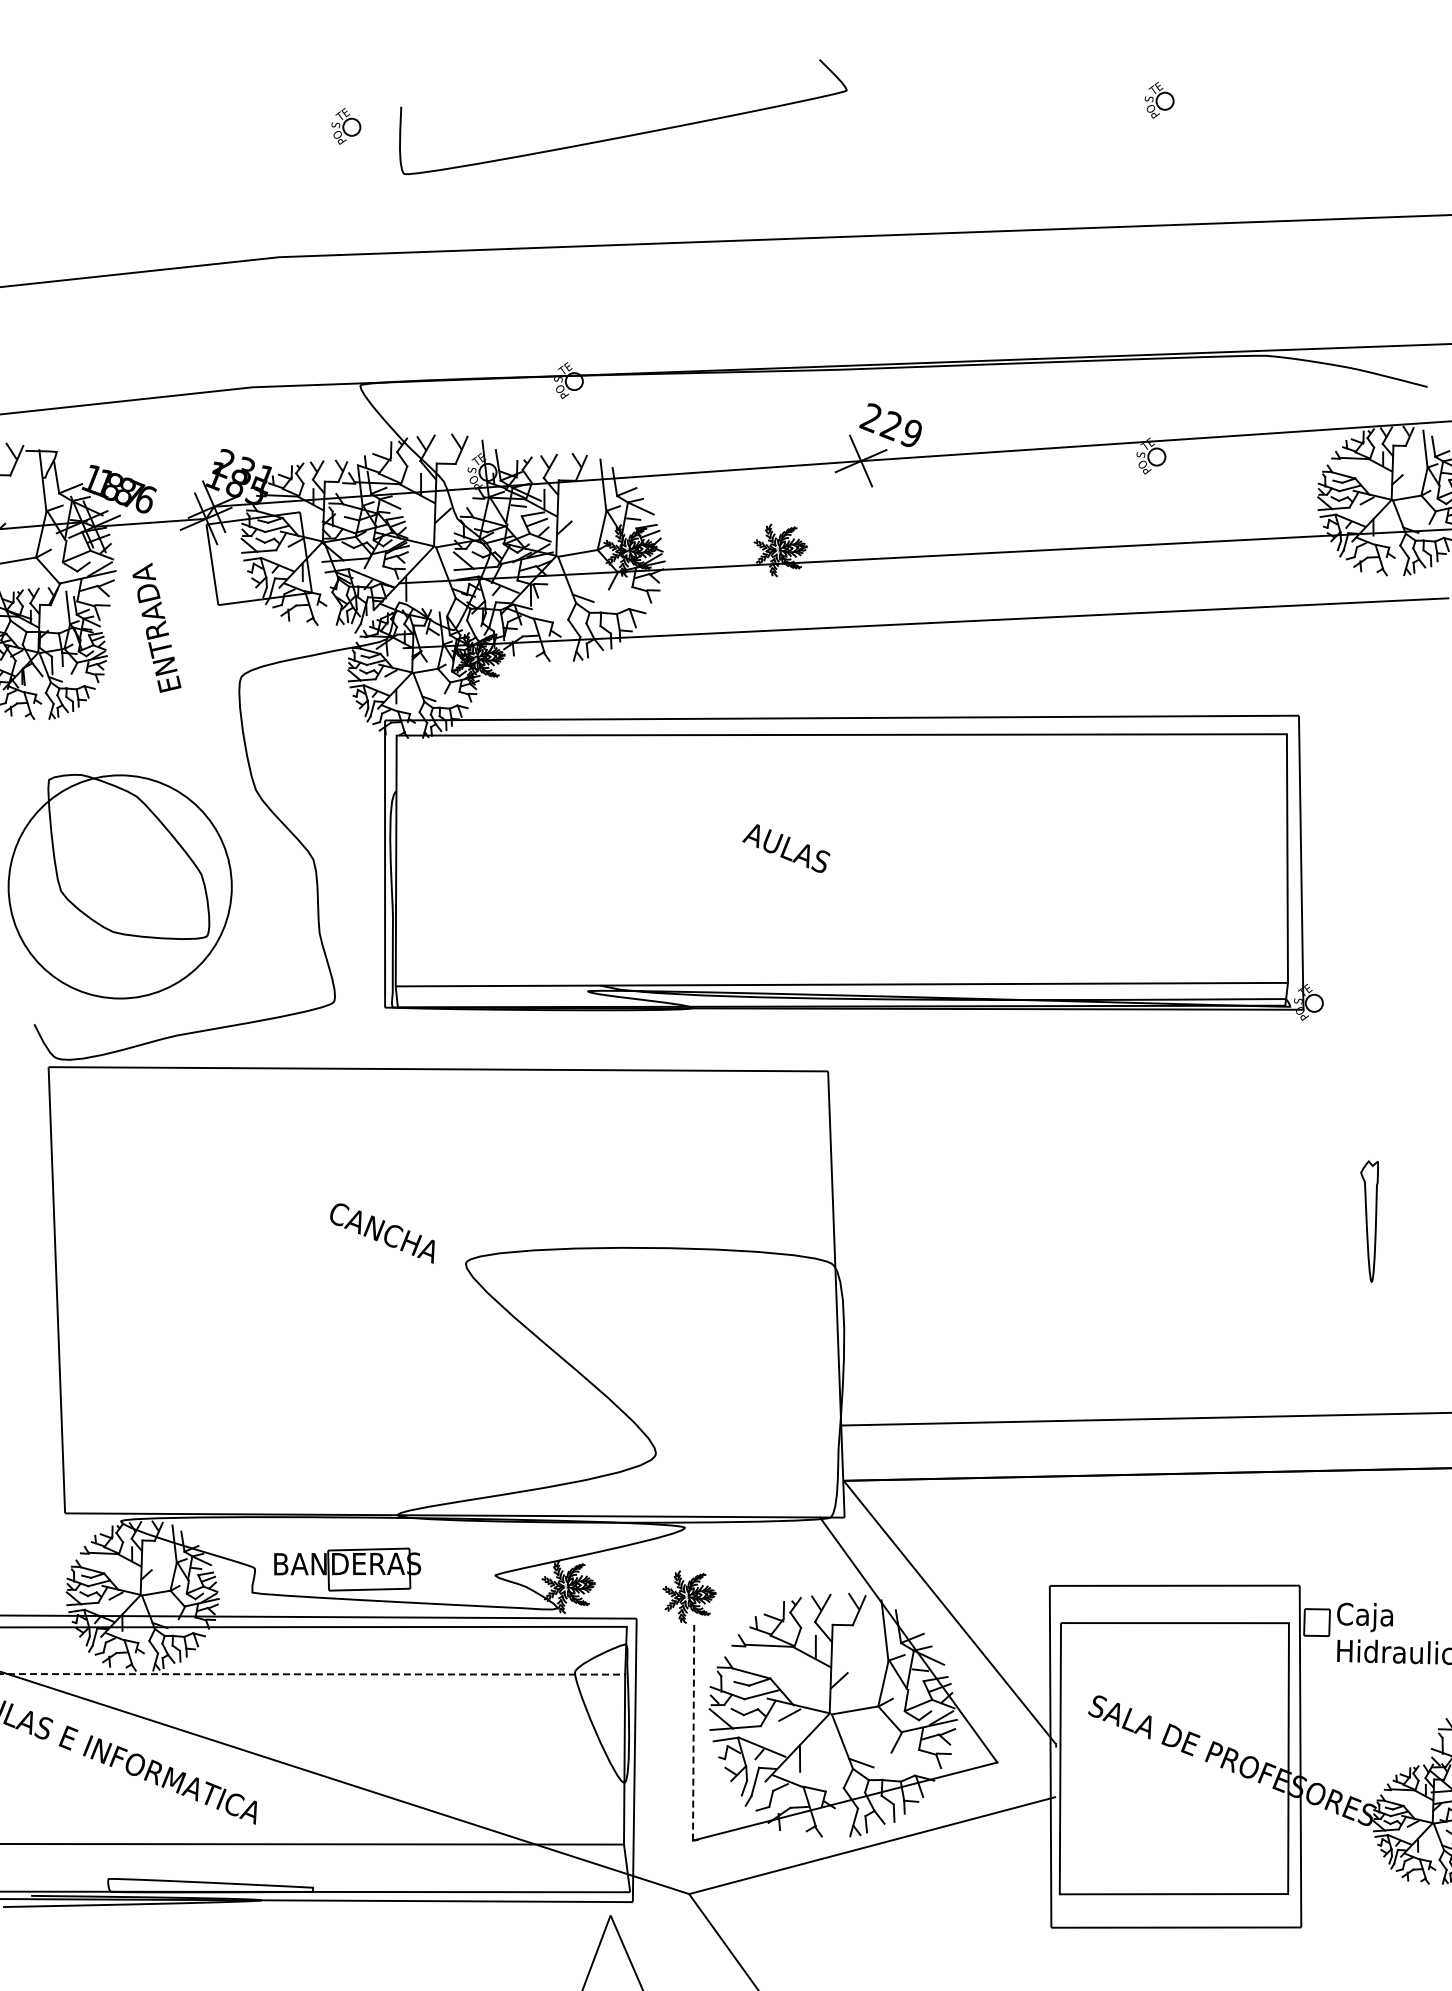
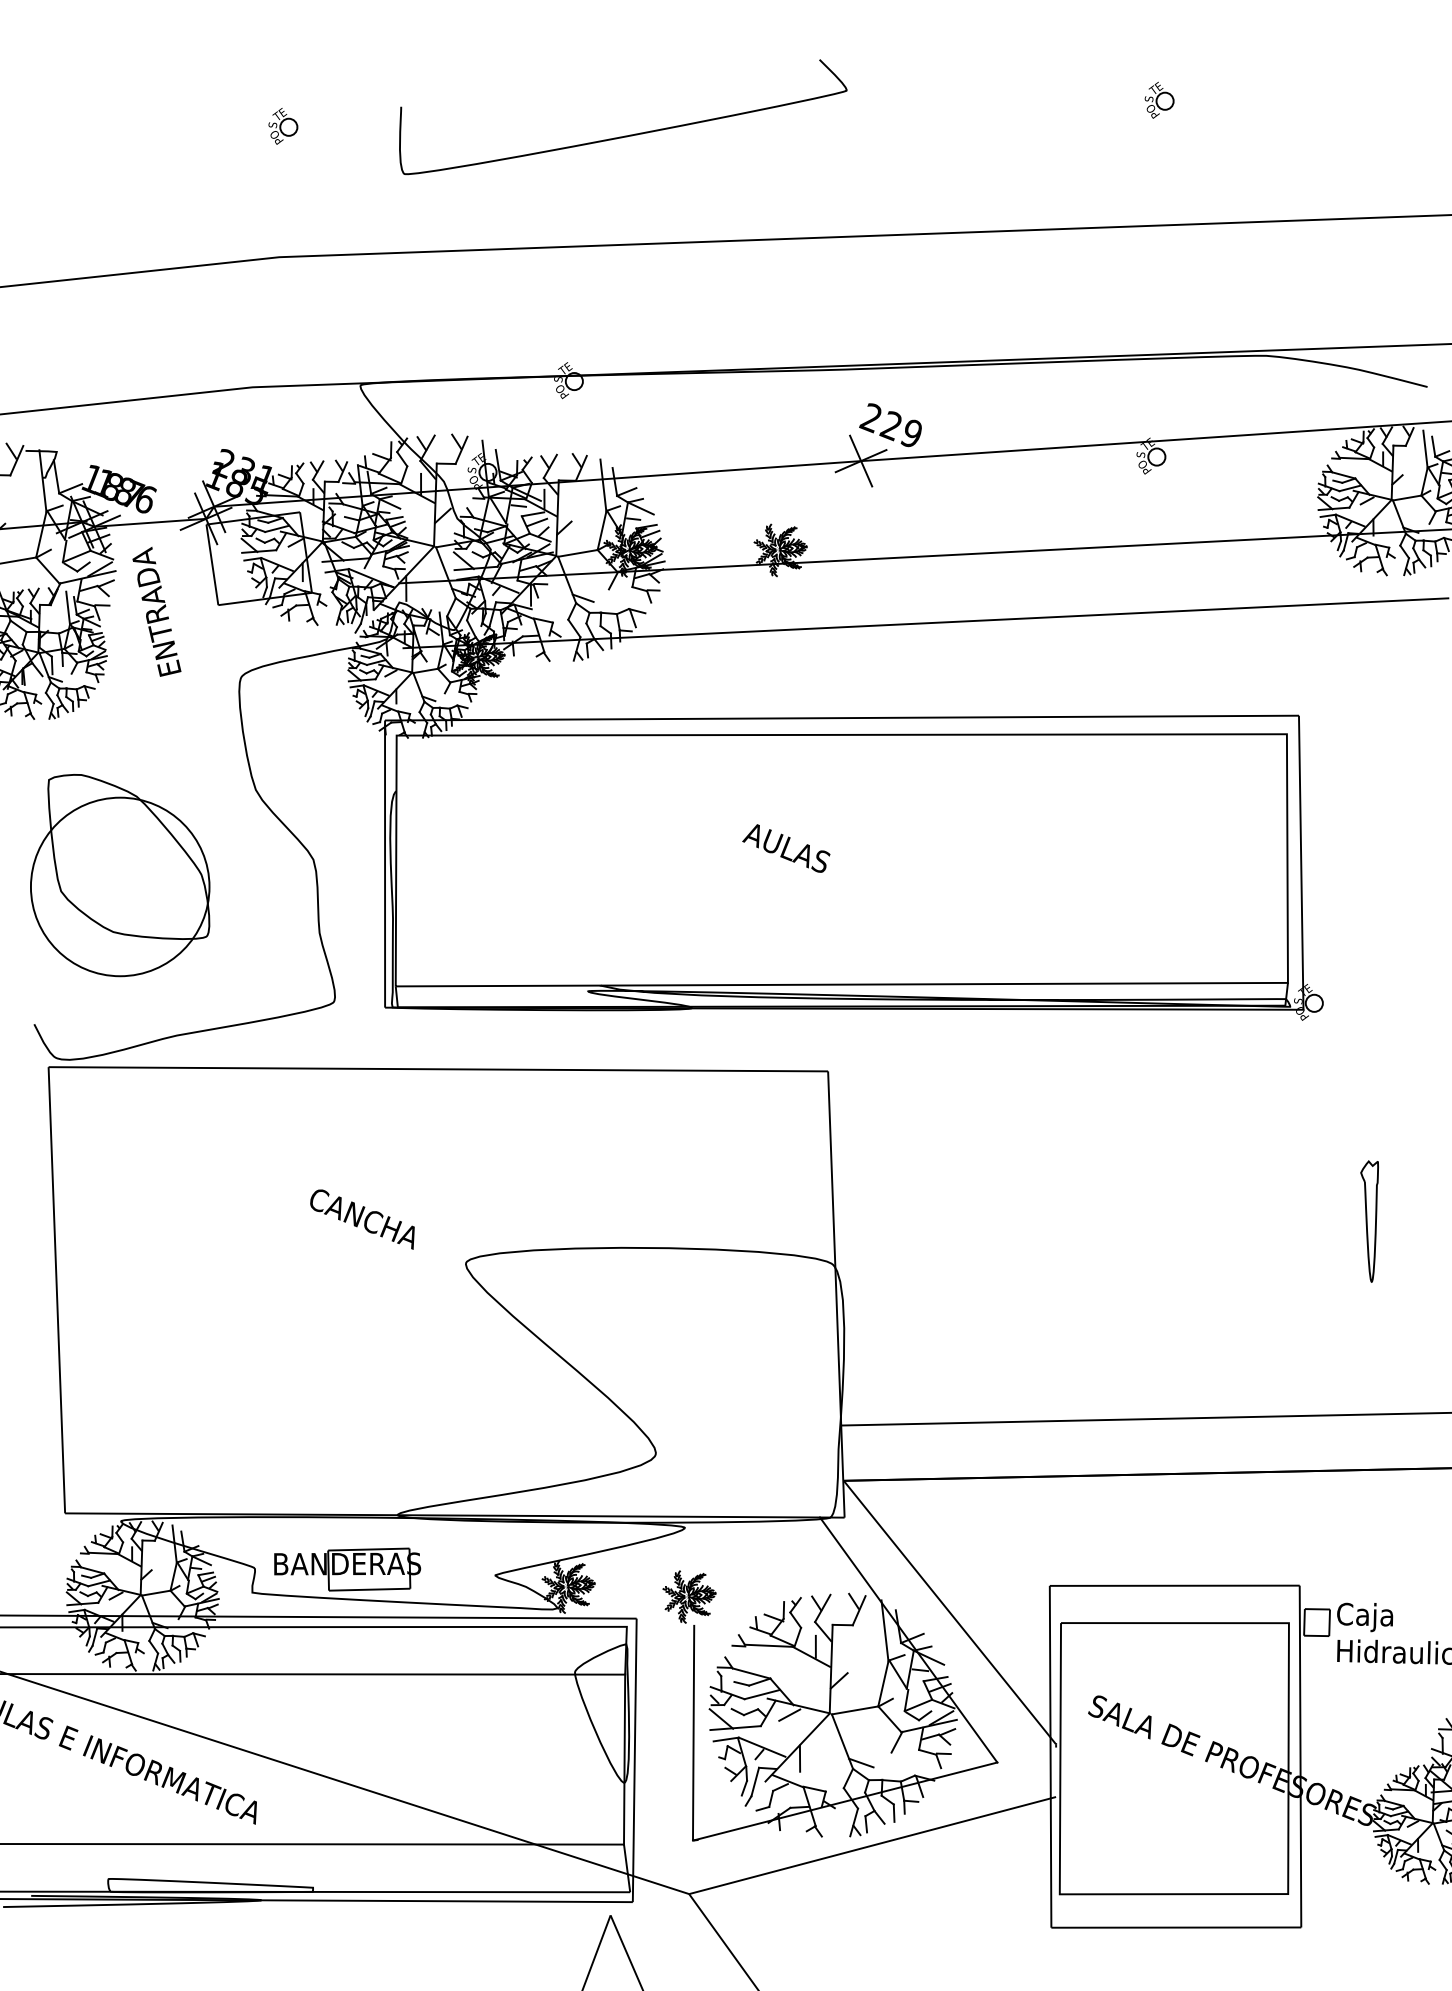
part position: (346, 126) -> (283, 126) (283, 126)
text position: (156, 627) -> (156, 611) (156, 611)
circle diameter: 223 px -> 179 px (119, 886)
text position: (382, 1233) -> (362, 1219) (362, 1219)
line: dashed -> solid (313, 1674)
line: dashed -> solid (693, 1732)
